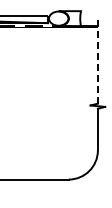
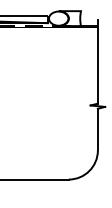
line: dashed -> solid (97, 61)
